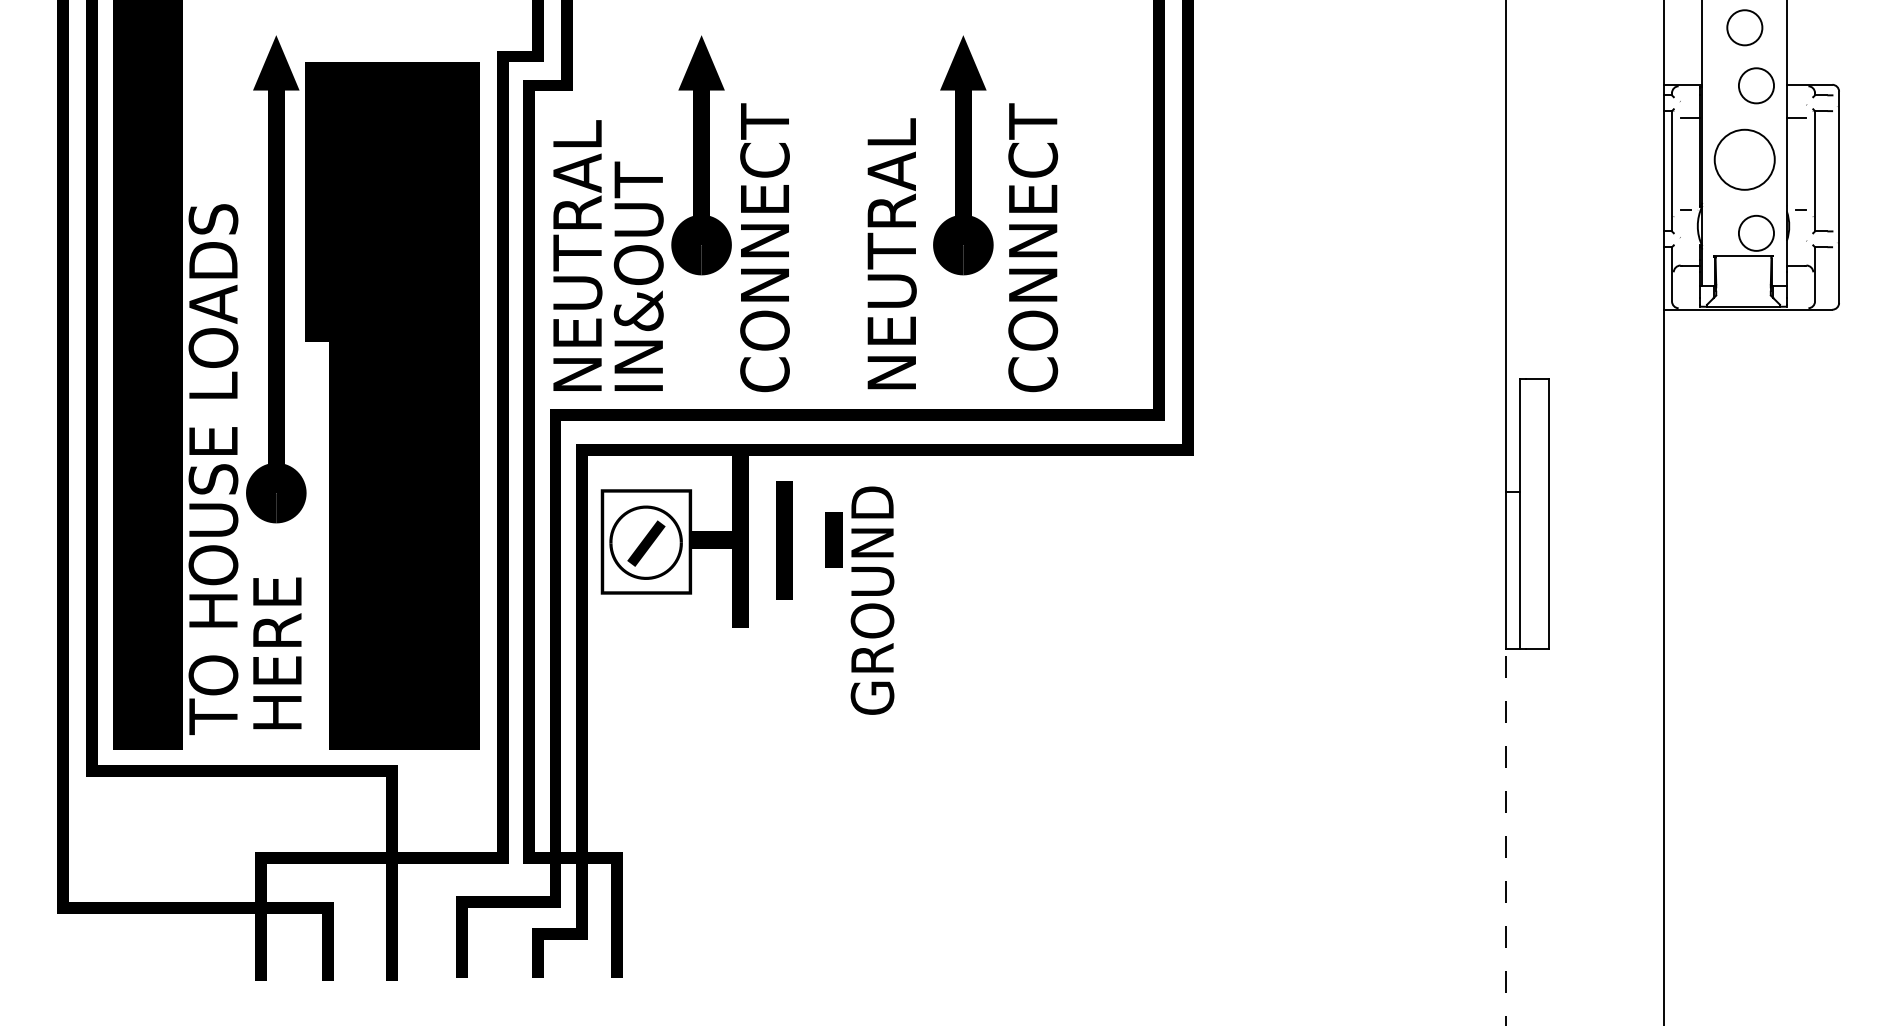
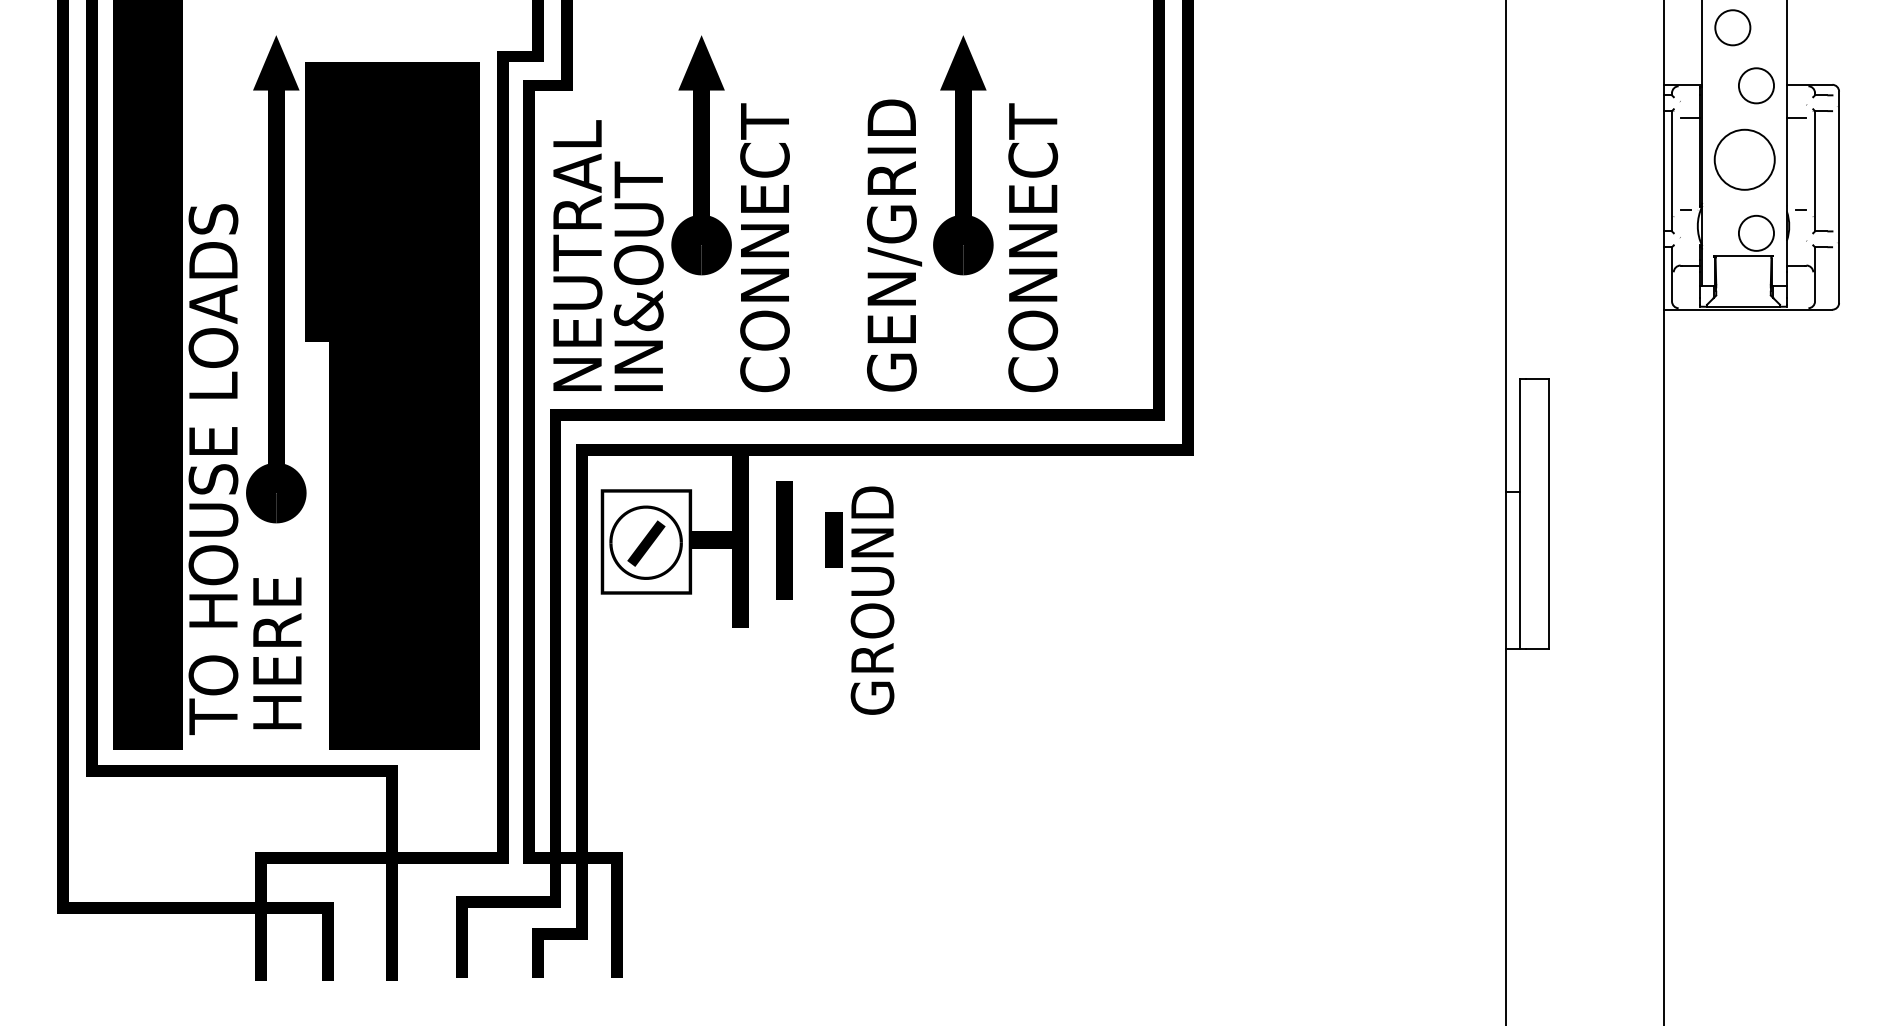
circle position: (1744, 27) -> (1732, 27) (1732, 27)
text: NEUTRAL -> GEN/GRID (894, 245)
line: dashed -> solid (1506, 837)
